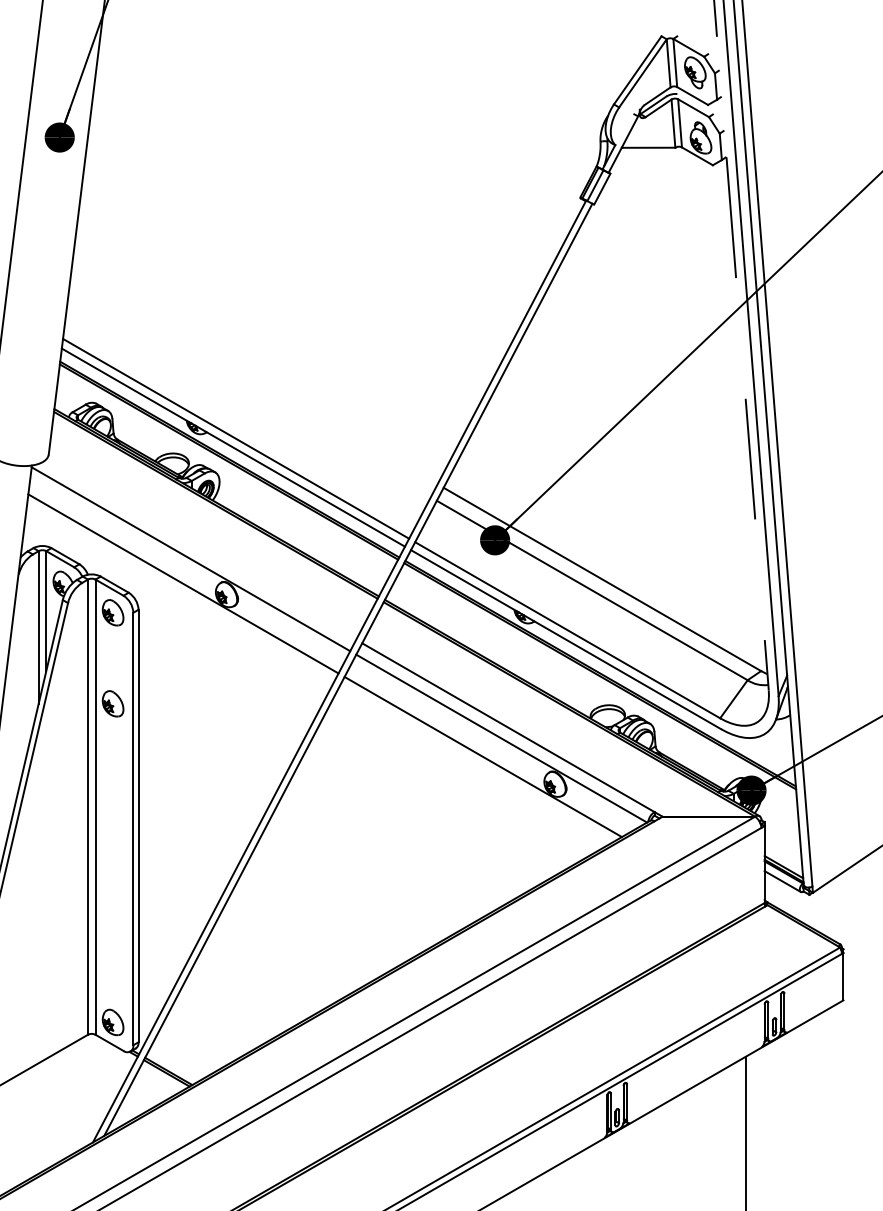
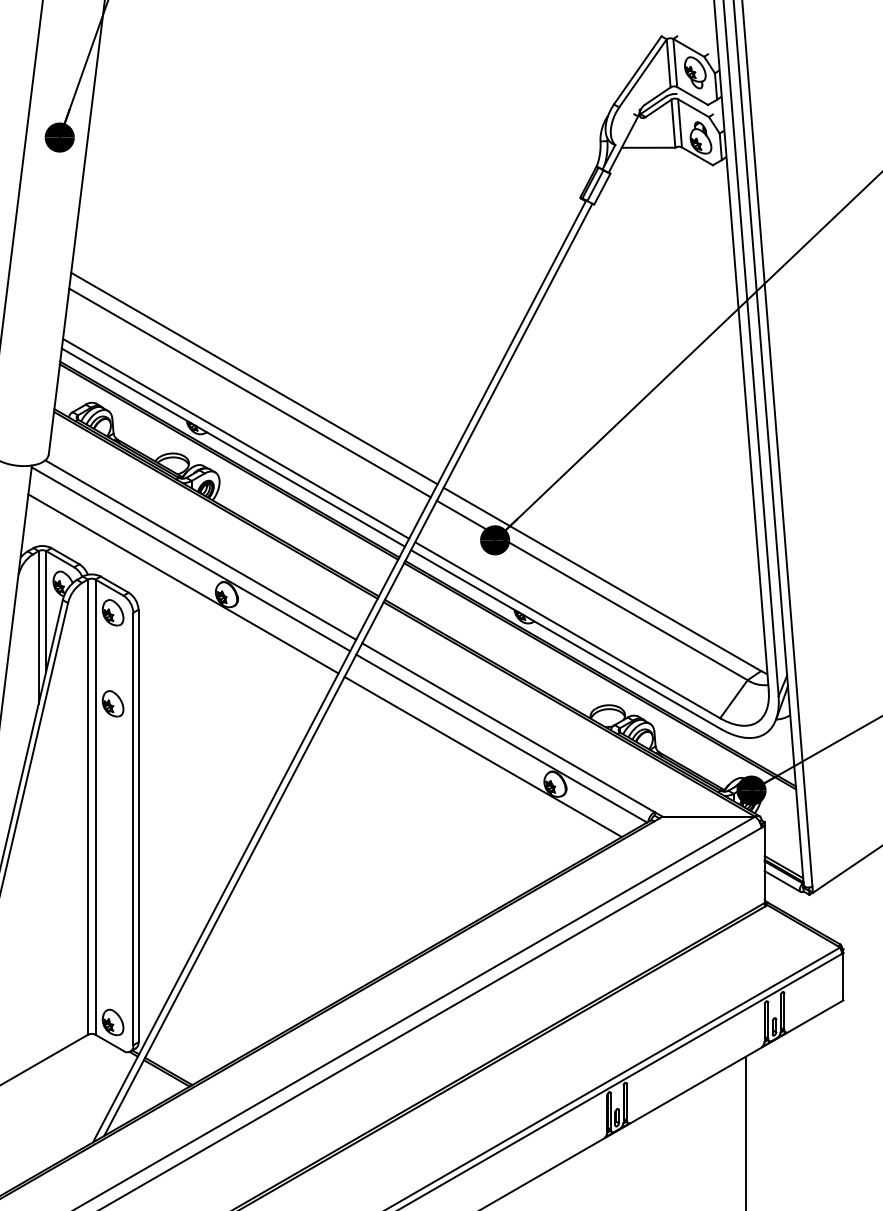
line: dashed -> solid (741, 345)
line: none -> present (254, 378)
line: none -> present (249, 392)
line: none -> present (200, 549)
